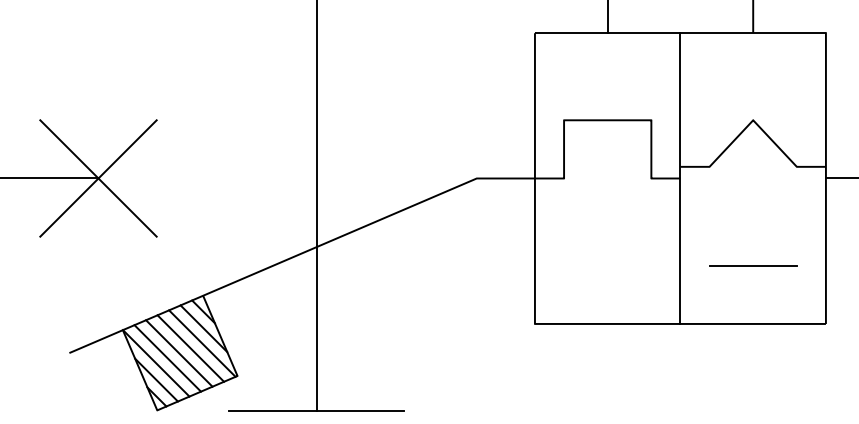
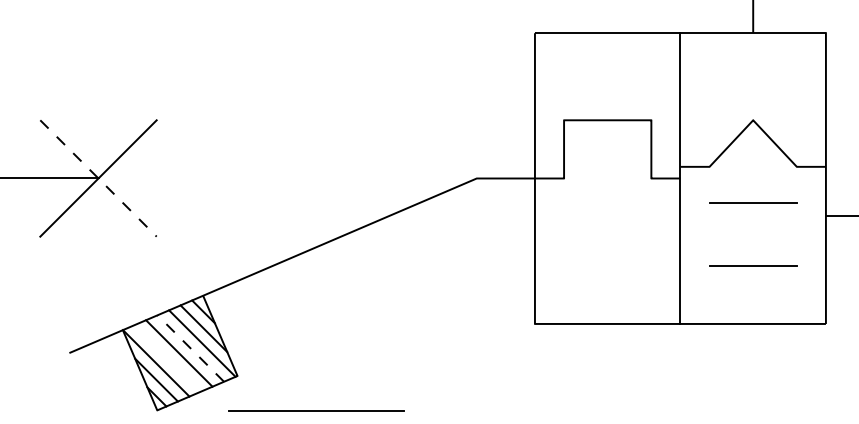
line: present -> none (607, 17)
line: solid -> dashed (98, 178)
line position: (840, 178) -> (840, 216) (840, 216)
line: none -> present (753, 202)
line: present -> none (316, 206)
line: solid -> dashed (190, 348)
line: present -> none (167, 358)
